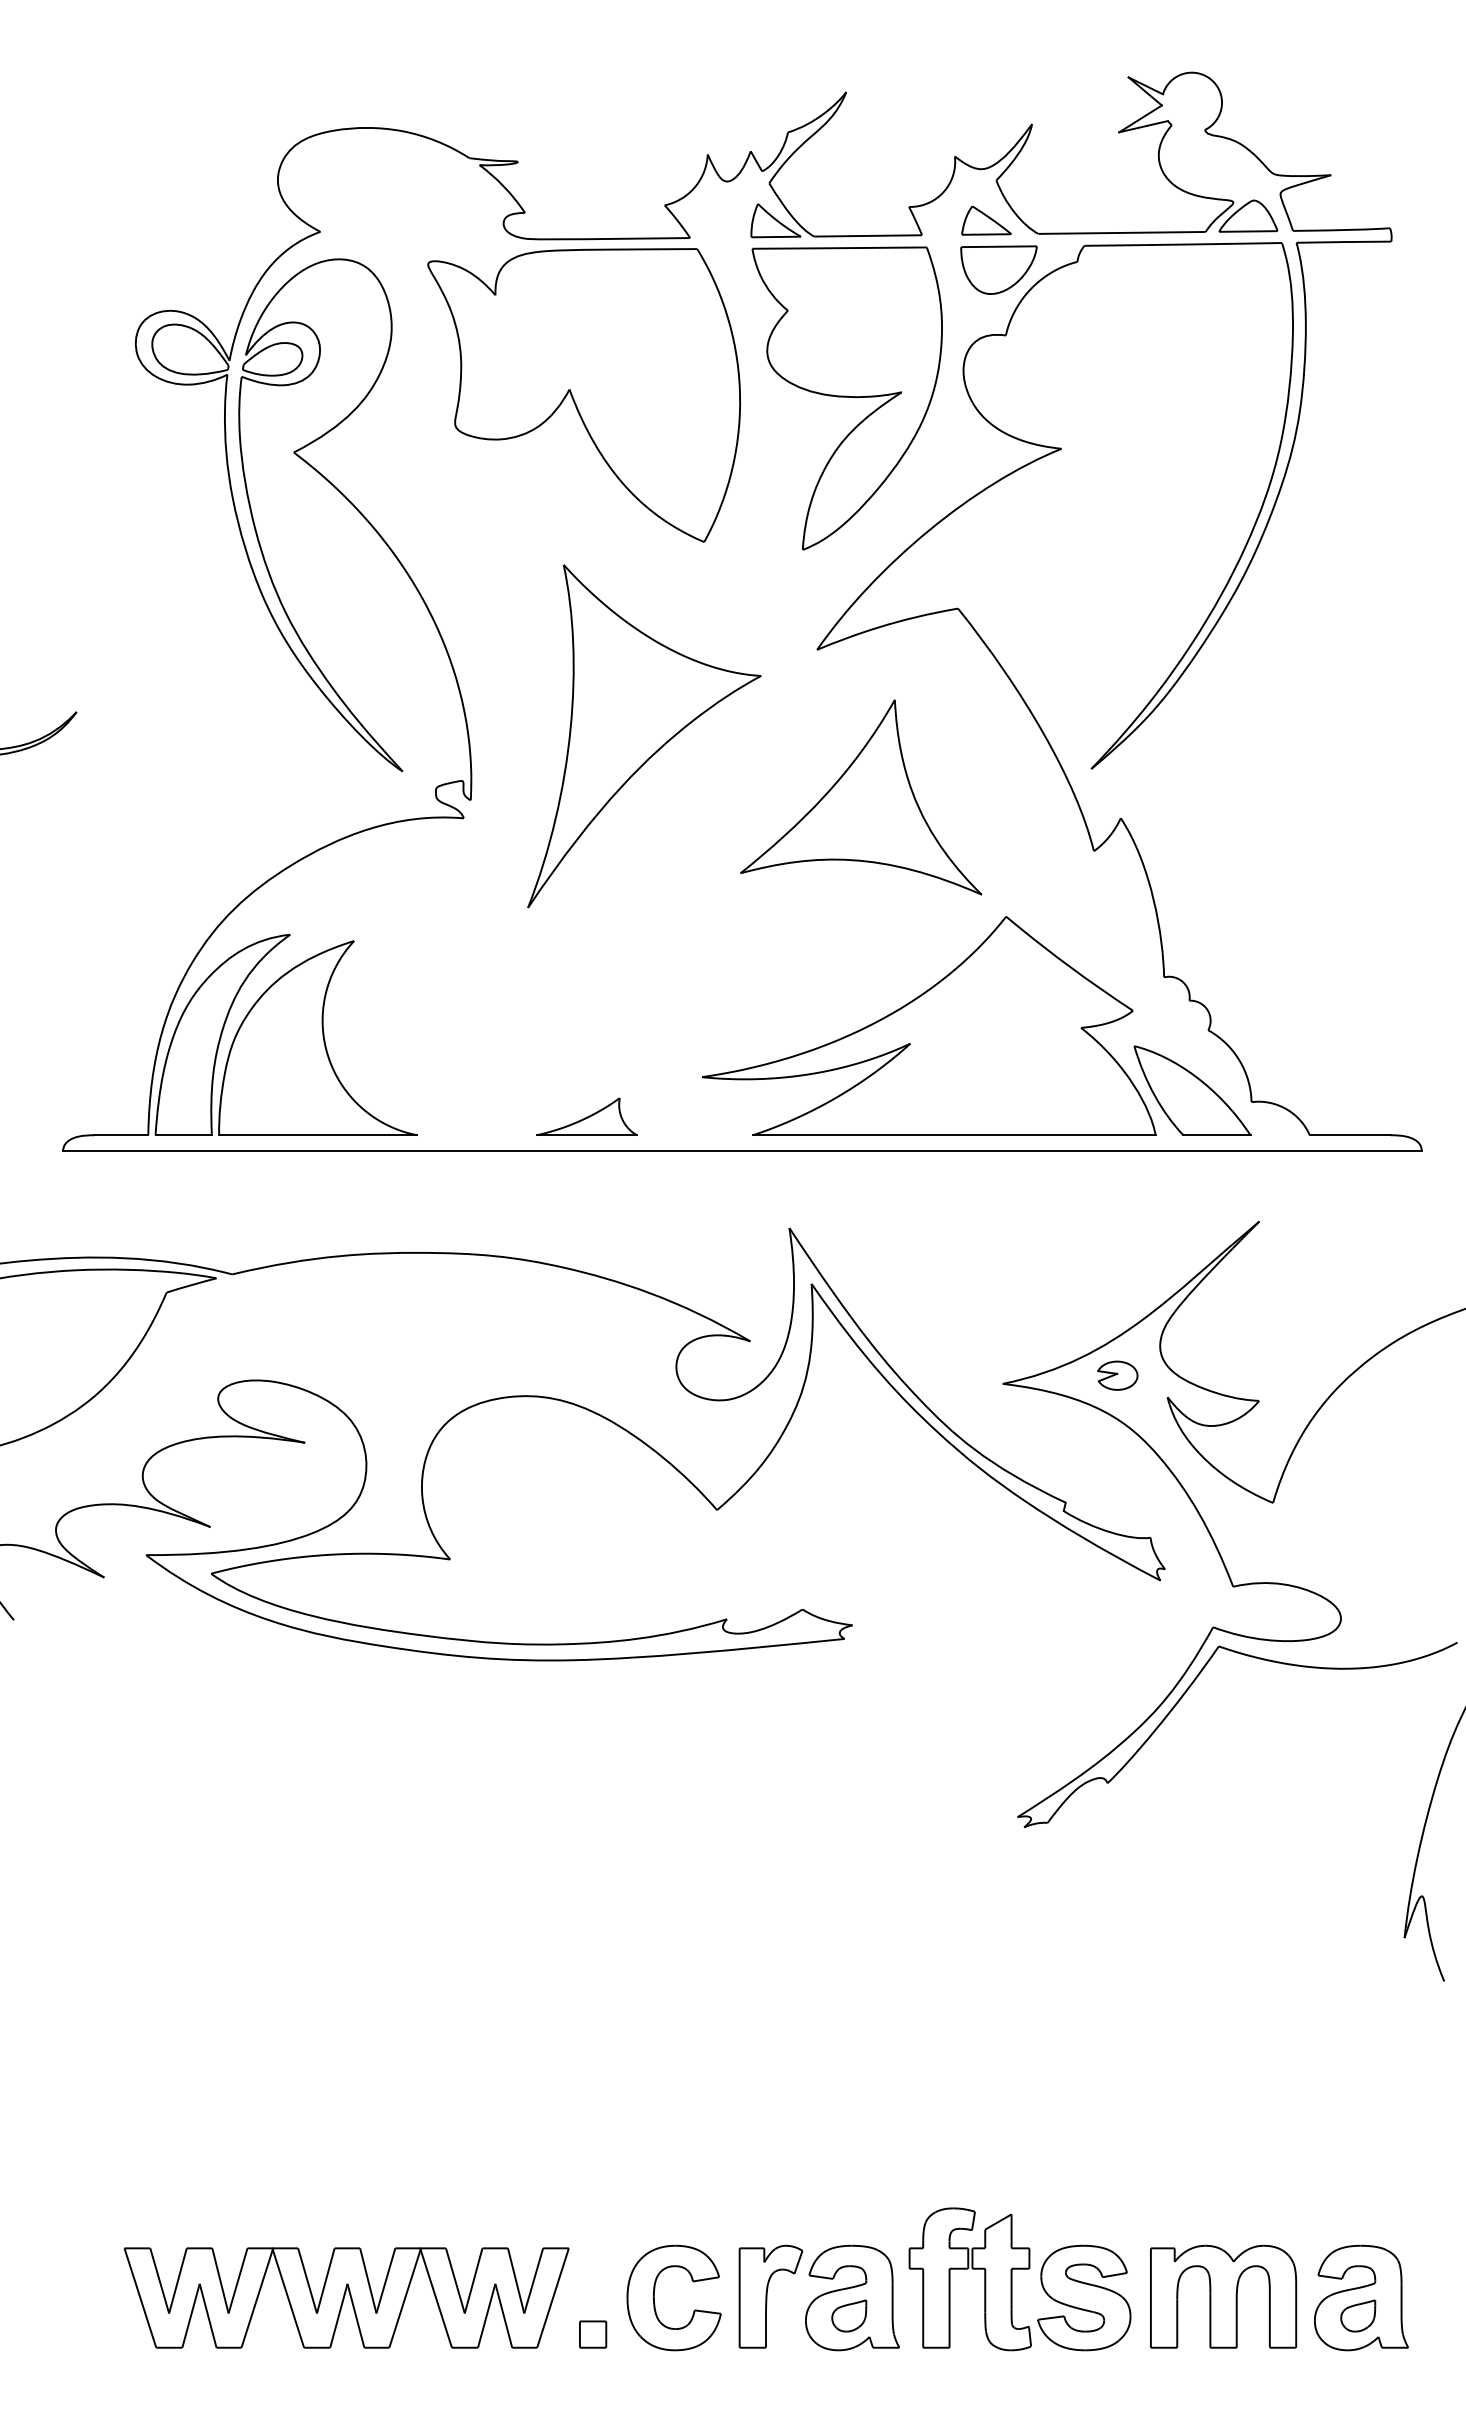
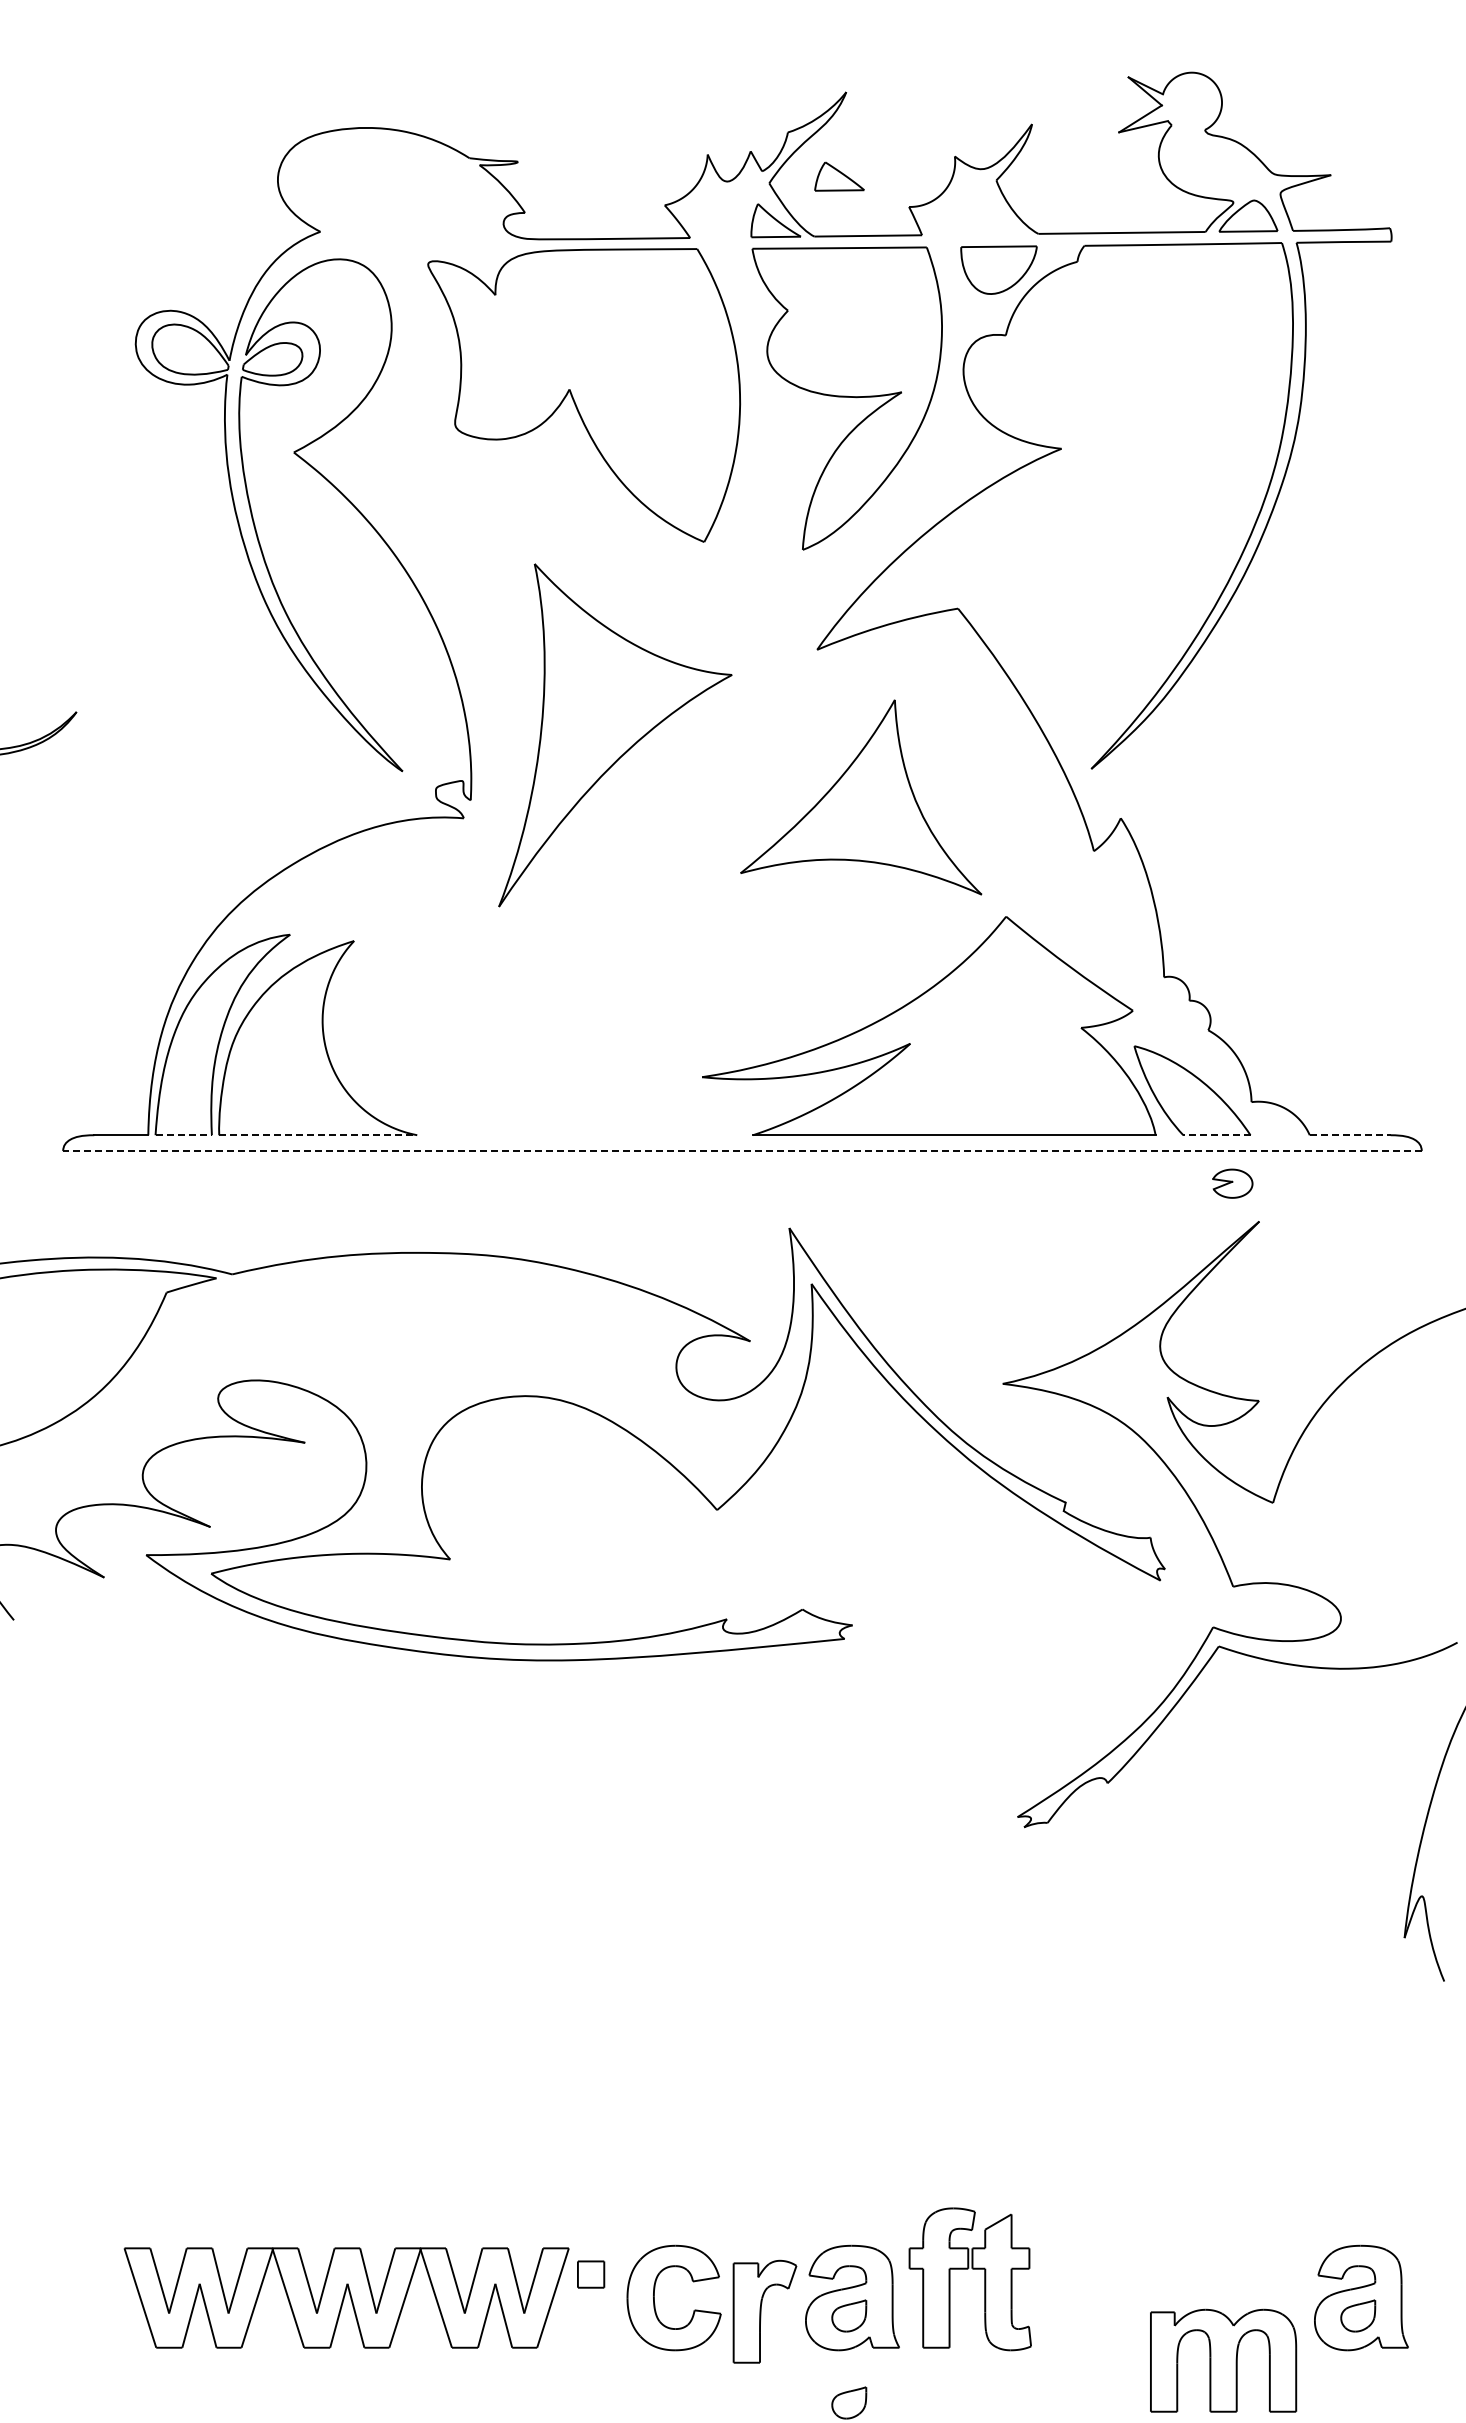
part position: (986, 220) -> (839, 176) (839, 176)
part position: (644, 736) -> (615, 735) (615, 735)
part: present -> none (586, 1116)
line: solid -> dashed (184, 1135)
line: solid -> dashed (318, 1135)
line: solid -> dashed (1216, 1135)
line: solid -> dashed (1350, 1135)
line: solid -> dashed (741, 1151)
part position: (1117, 1375) -> (1232, 1183) (1232, 1183)
part position: (770, 2296) -> (764, 2311) (764, 2311)
part position: (1223, 2296) -> (1223, 2360) (1223, 2360)
part: present -> none (1084, 2297)
part position: (593, 2334) -> (591, 2274) (591, 2274)
part: none -> present (849, 2402)
